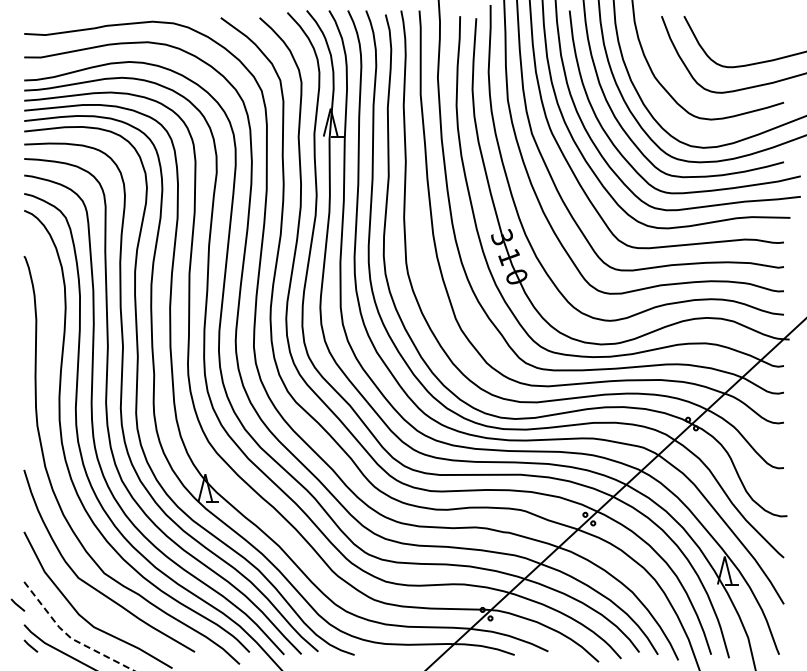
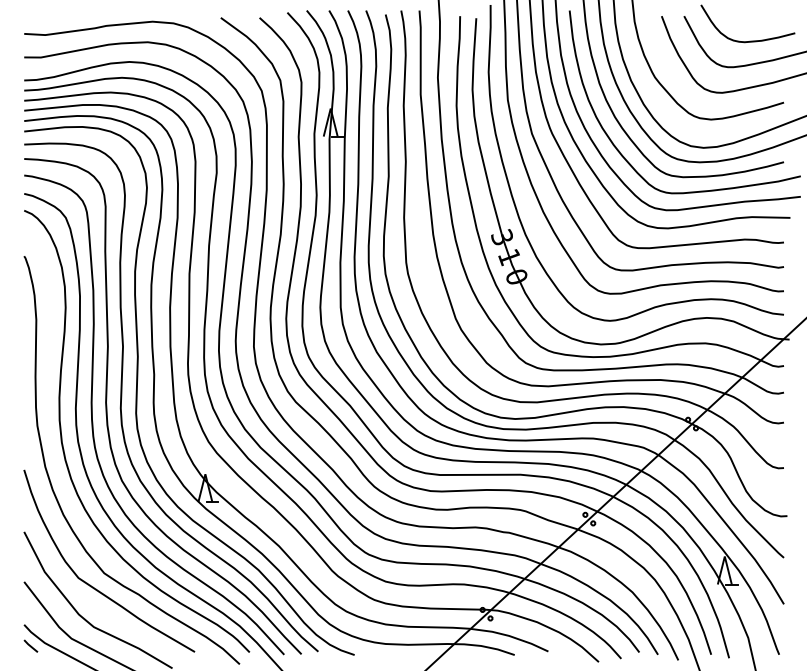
curve: none -> present (749, 40)
line: present -> none (17, 604)
line: dashed -> solid (70, 637)
